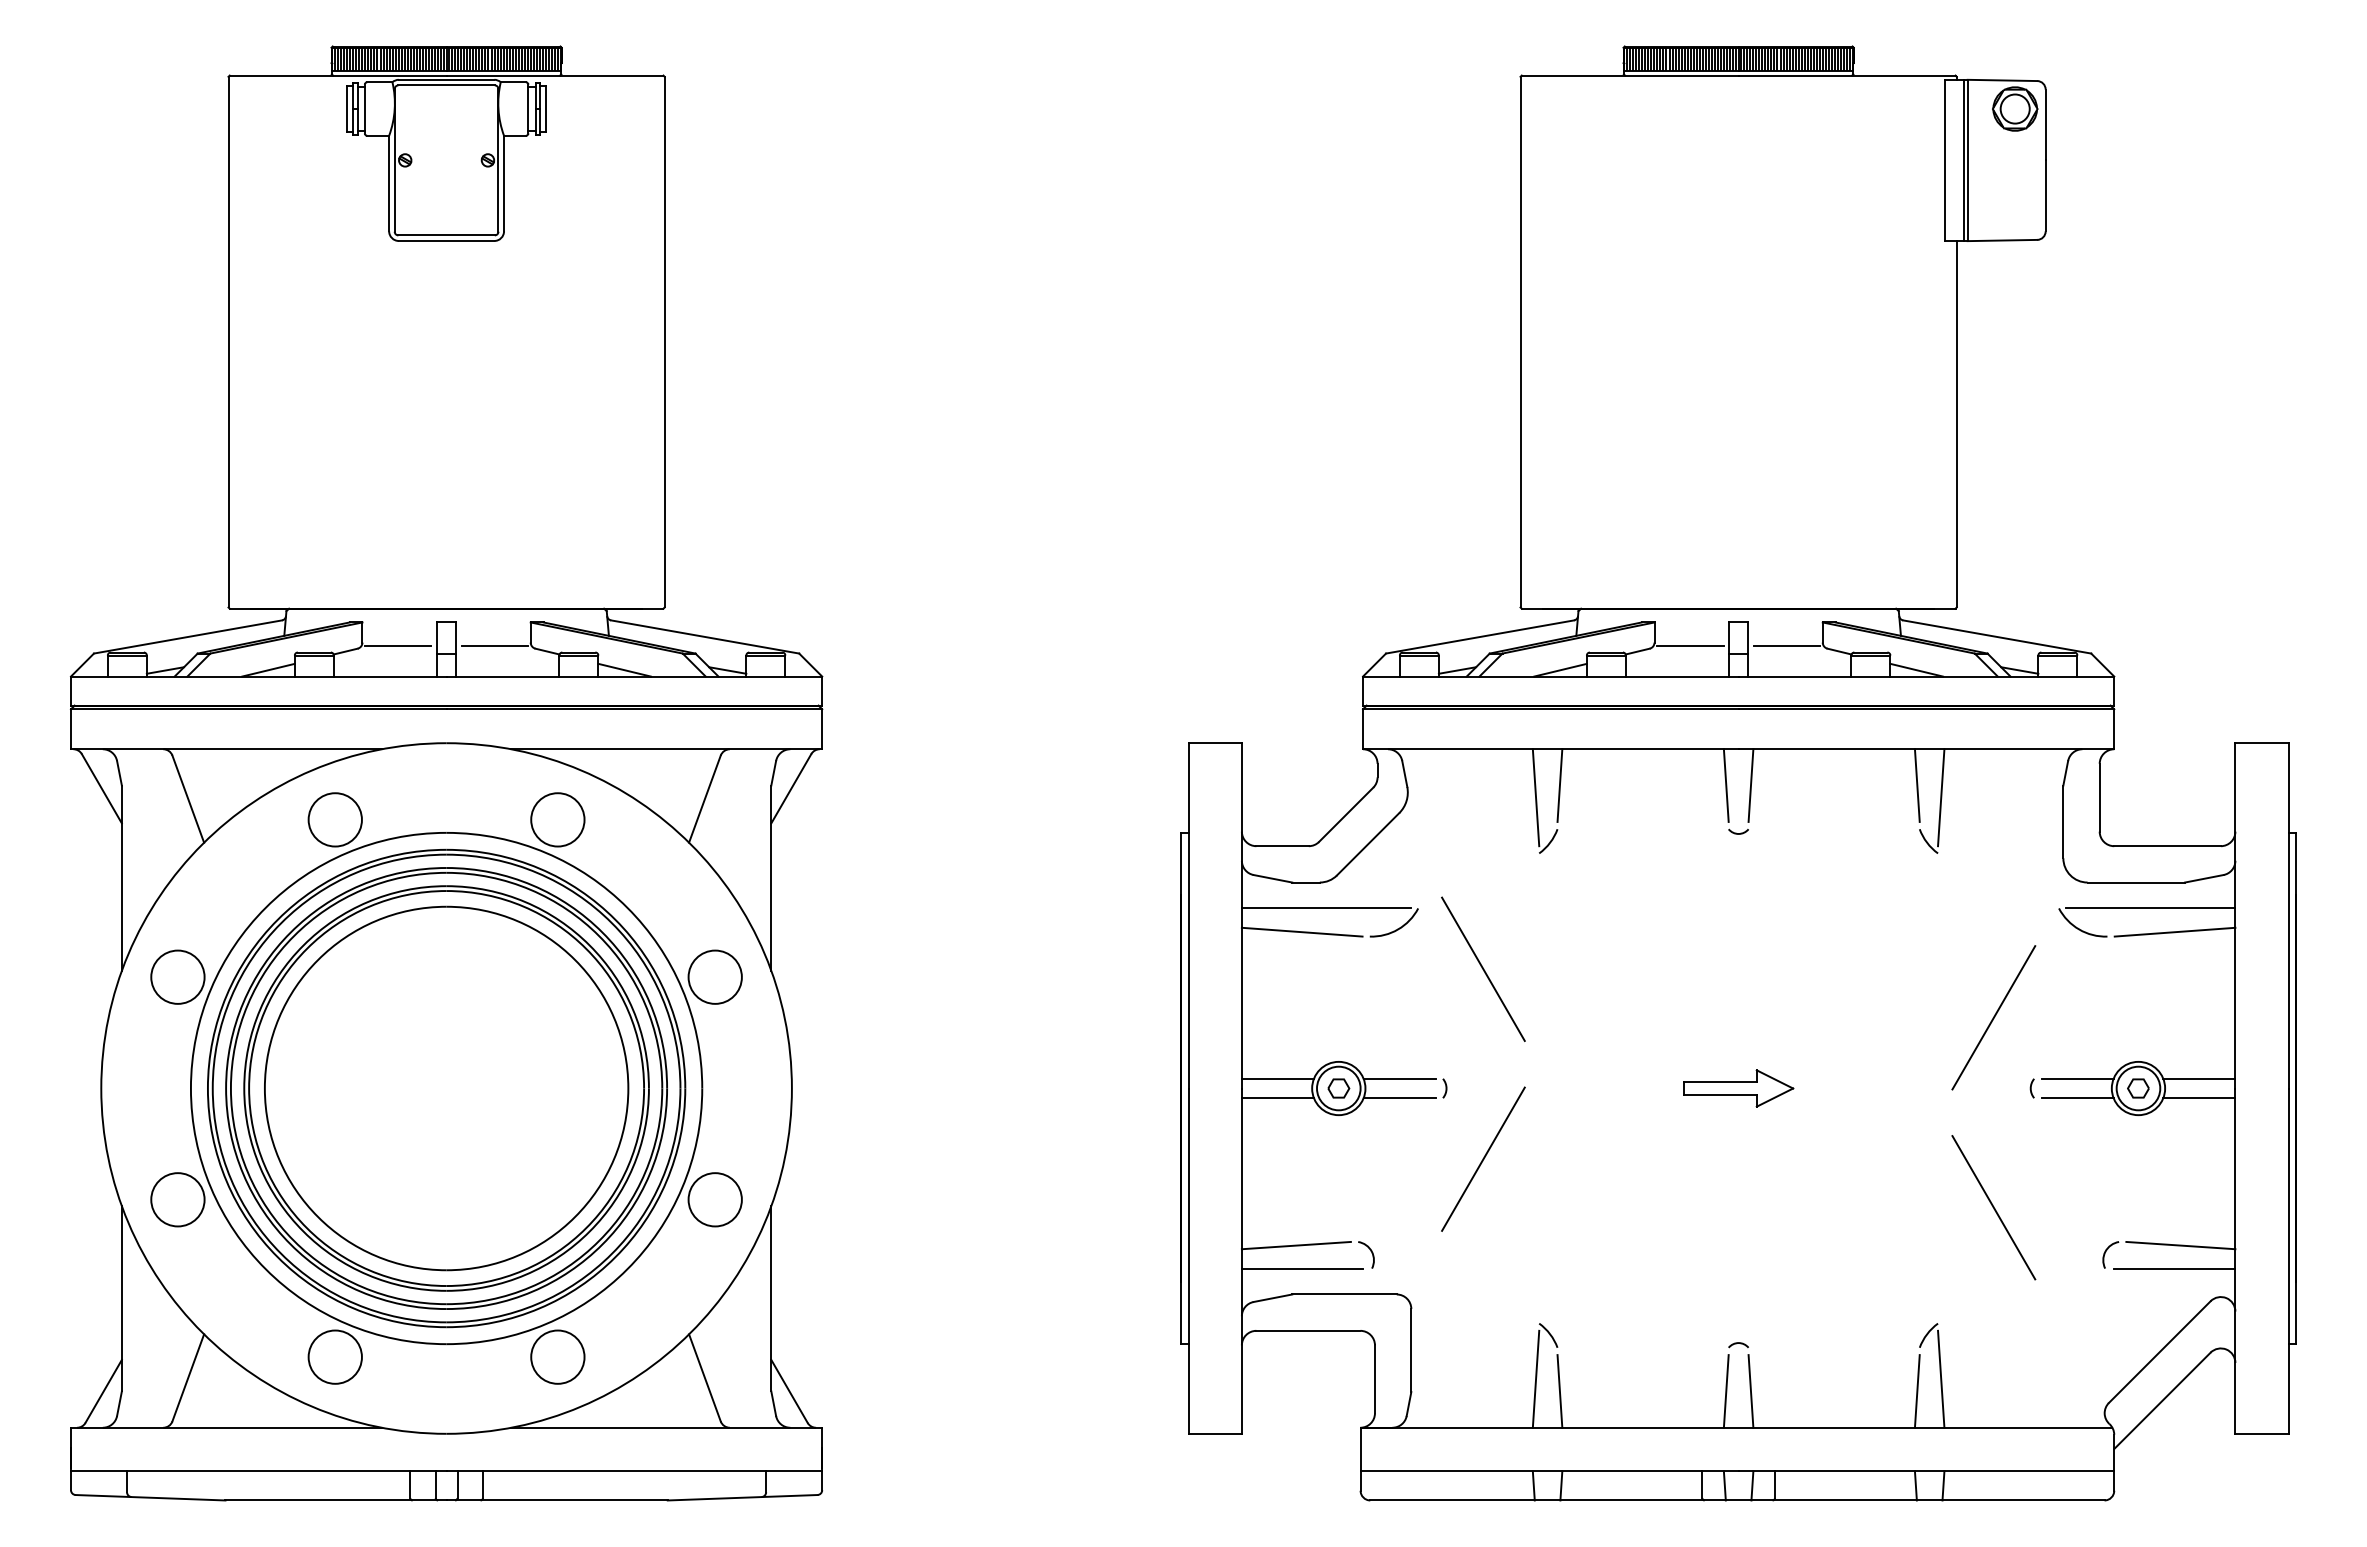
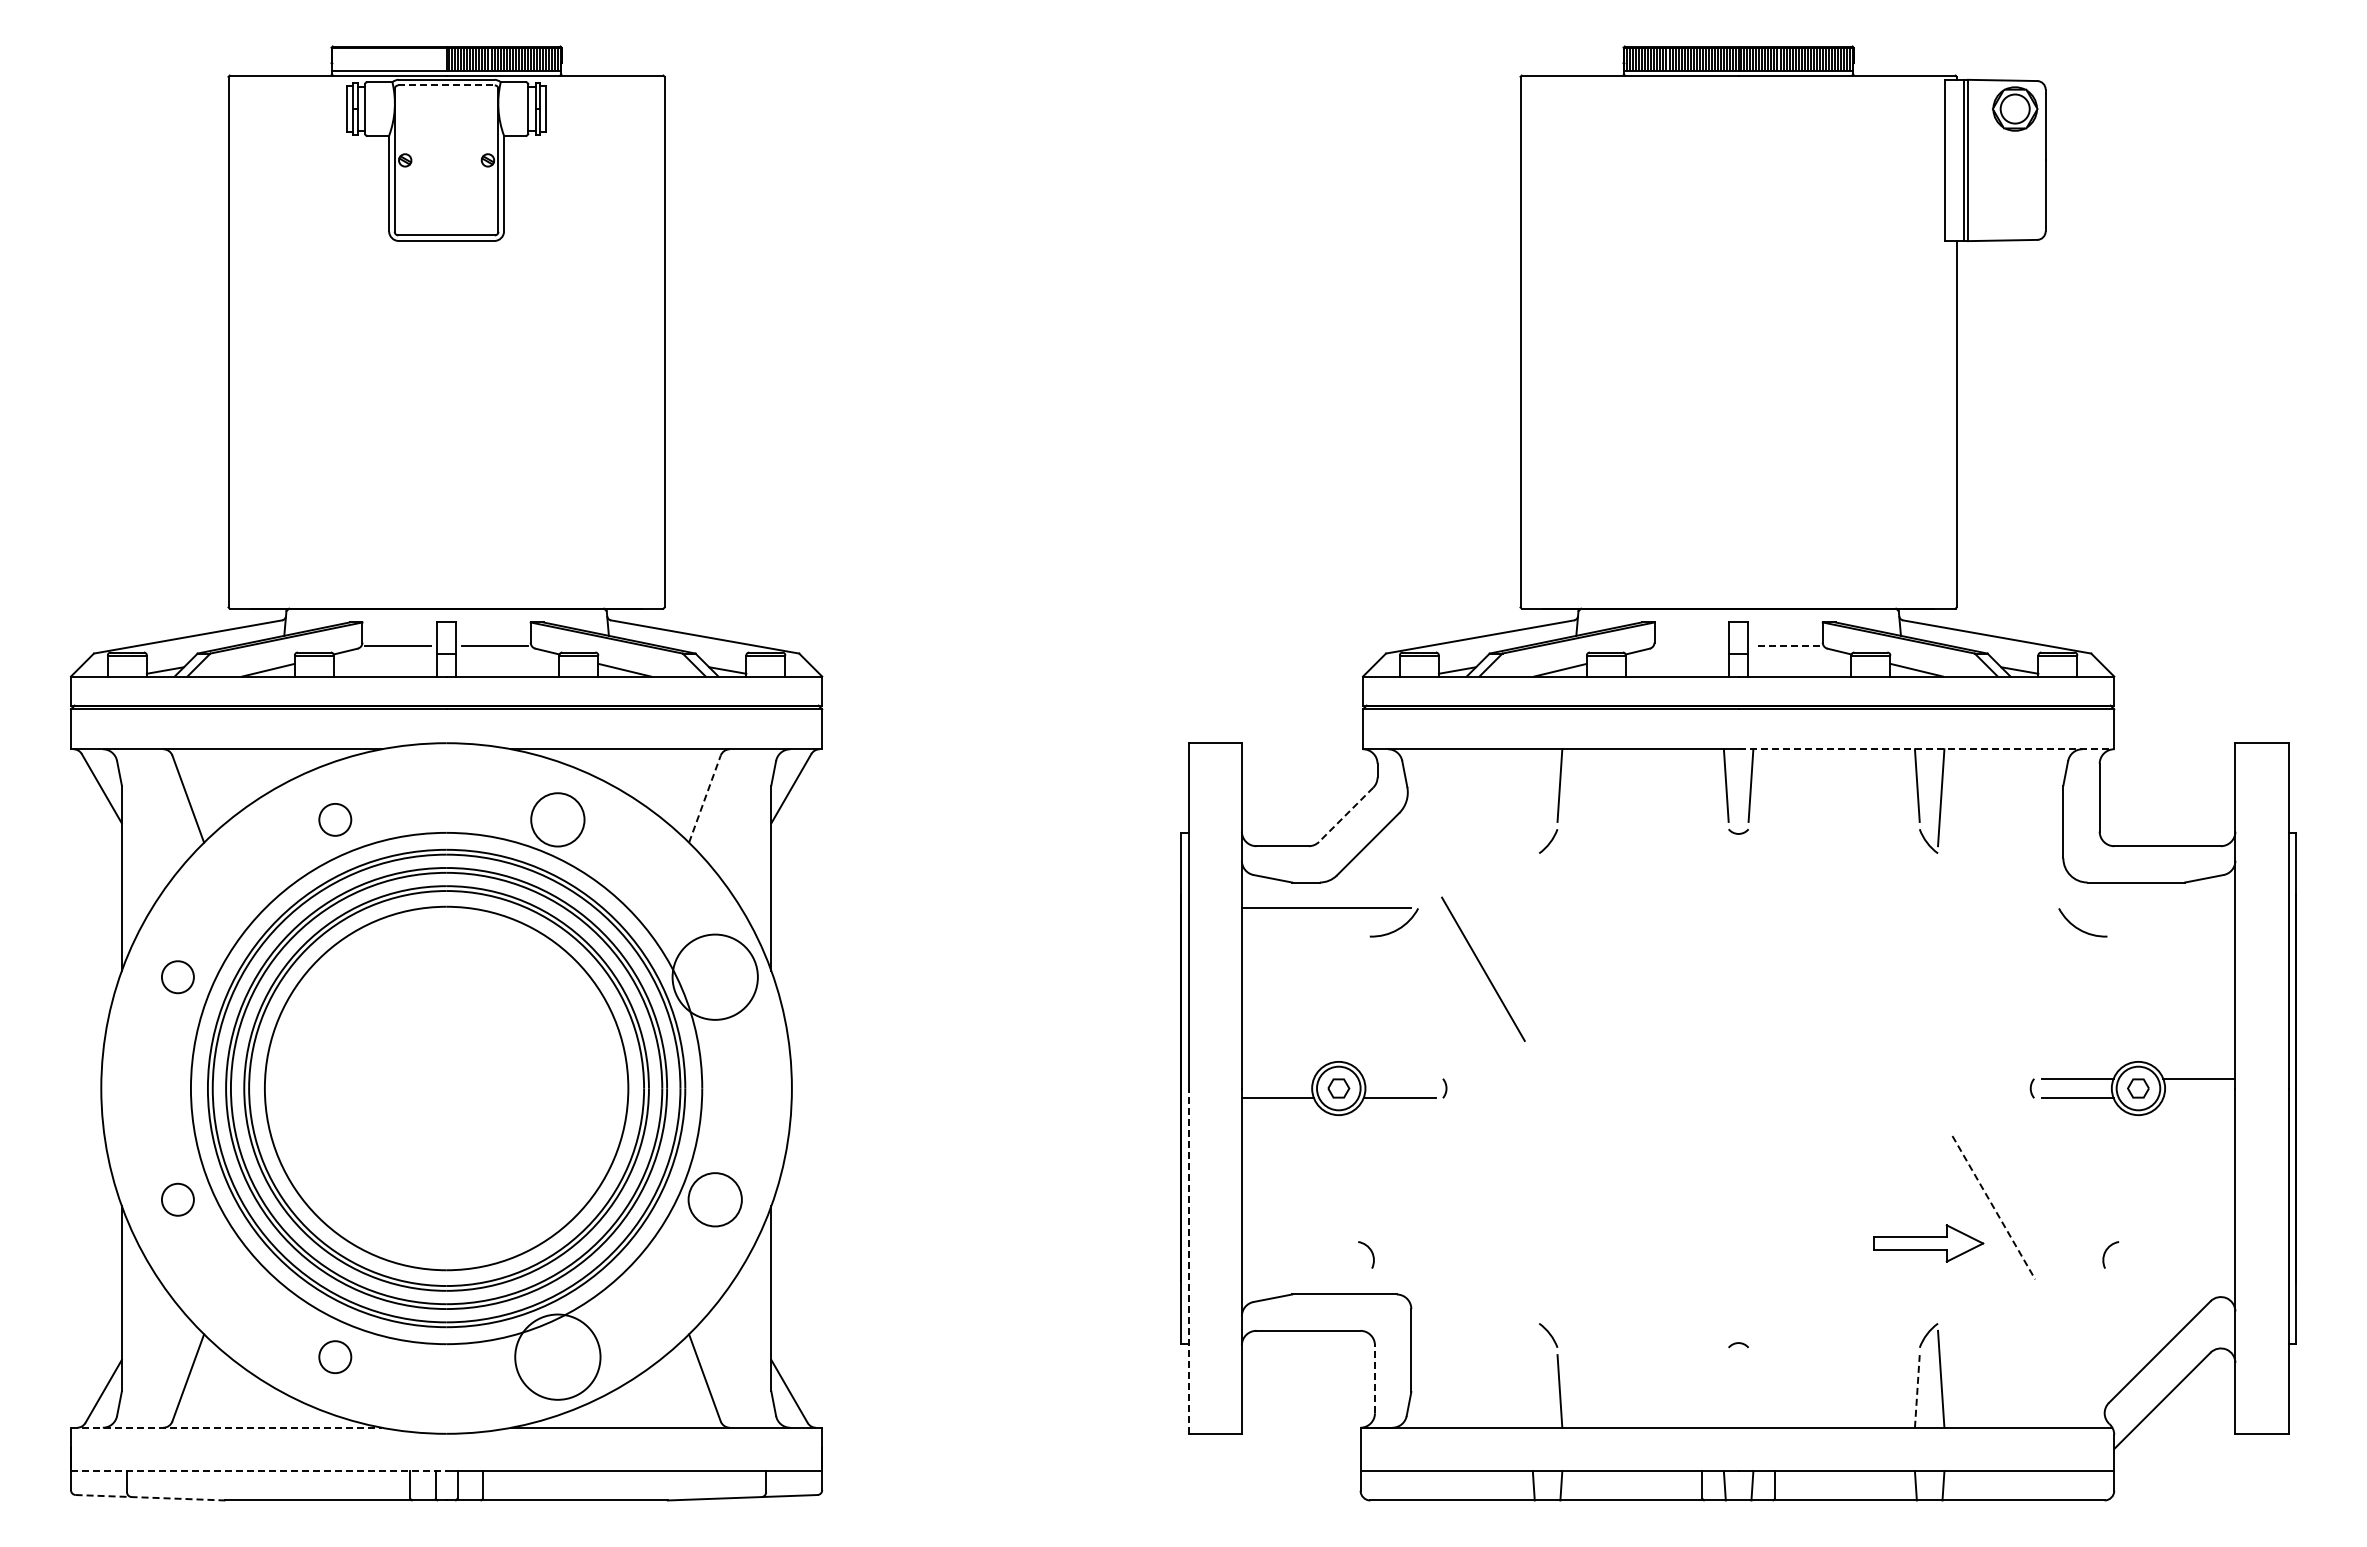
hatch: present -> none (388, 58)
line: solid -> dashed (447, 85)
line: present -> none (1690, 646)
line: solid -> dashed (1786, 646)
line: solid -> dashed (1926, 749)
line: present -> none (1535, 797)
line: solid -> dashed (705, 798)
line: solid -> dashed (1345, 815)
circle diameter: 53 px -> 32 px (335, 819)
line: present -> none (2150, 908)
line: present -> none (1301, 931)
line: present -> none (2174, 931)
circle diameter: 53 px -> 32 px (177, 977)
circle diameter: 53 px -> 85 px (714, 976)
line: present -> none (1993, 1017)
line: present -> none (1277, 1078)
line: present -> none (1399, 1078)
part position: (1738, 1088) -> (1928, 1243) (1928, 1243)
line: present -> none (2199, 1098)
line: present -> none (1483, 1158)
circle diameter: 53 px -> 32 px (177, 1199)
line: solid -> dashed (1993, 1207)
line: present -> none (1295, 1245)
line: present -> none (2180, 1245)
line: solid -> dashed (1188, 1261)
line: present -> none (1302, 1268)
line: present -> none (2174, 1268)
circle diameter: 53 px -> 32 px (335, 1357)
circle diameter: 53 px -> 85 px (557, 1356)
line: present -> none (1535, 1378)
line: solid -> dashed (1374, 1379)
line: solid -> dashed (1917, 1390)
line: present -> none (1725, 1391)
line: present -> none (1750, 1391)
line: solid -> dashed (226, 1427)
line: solid -> dashed (258, 1471)
line: solid -> dashed (150, 1497)
